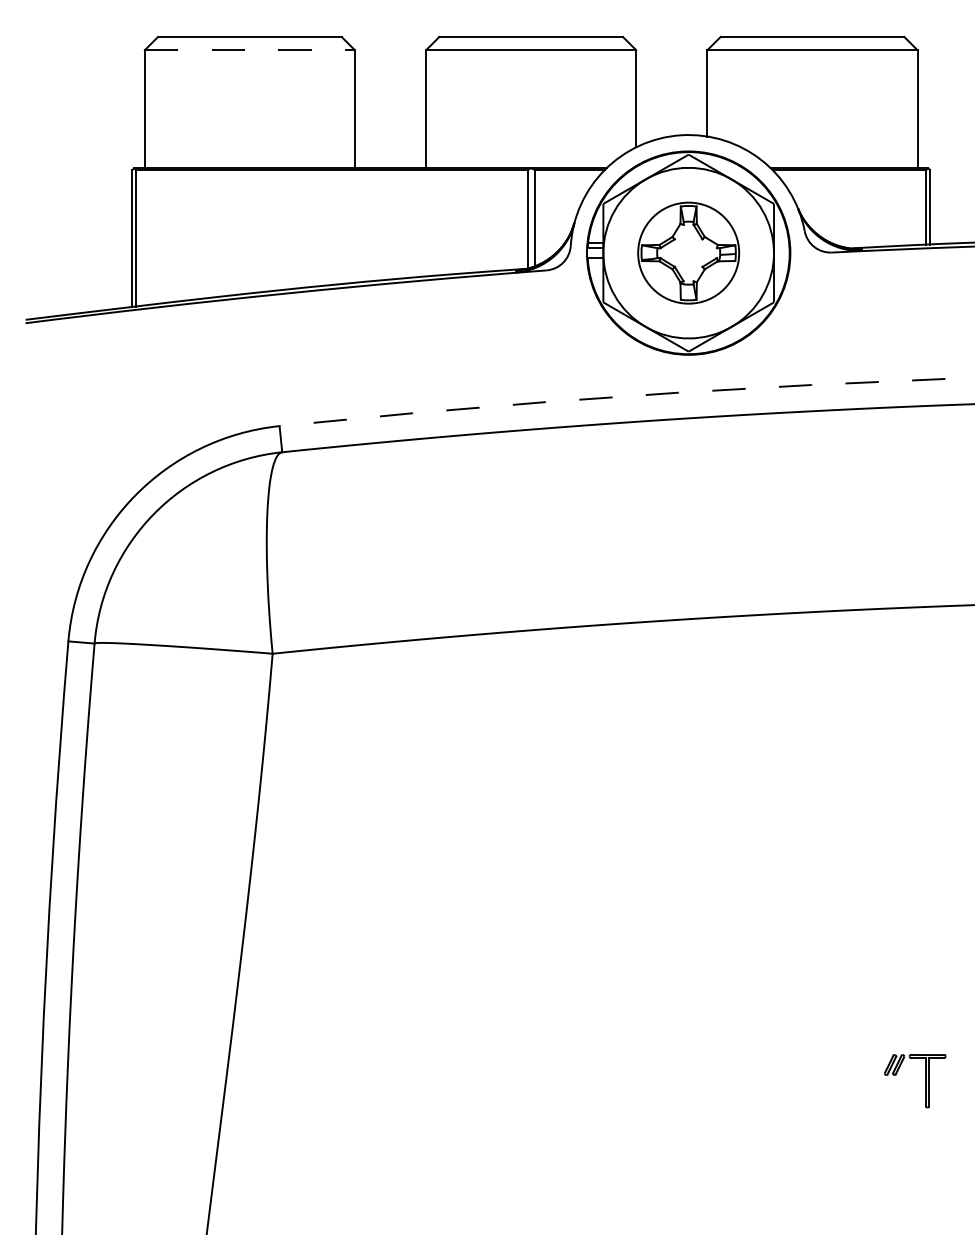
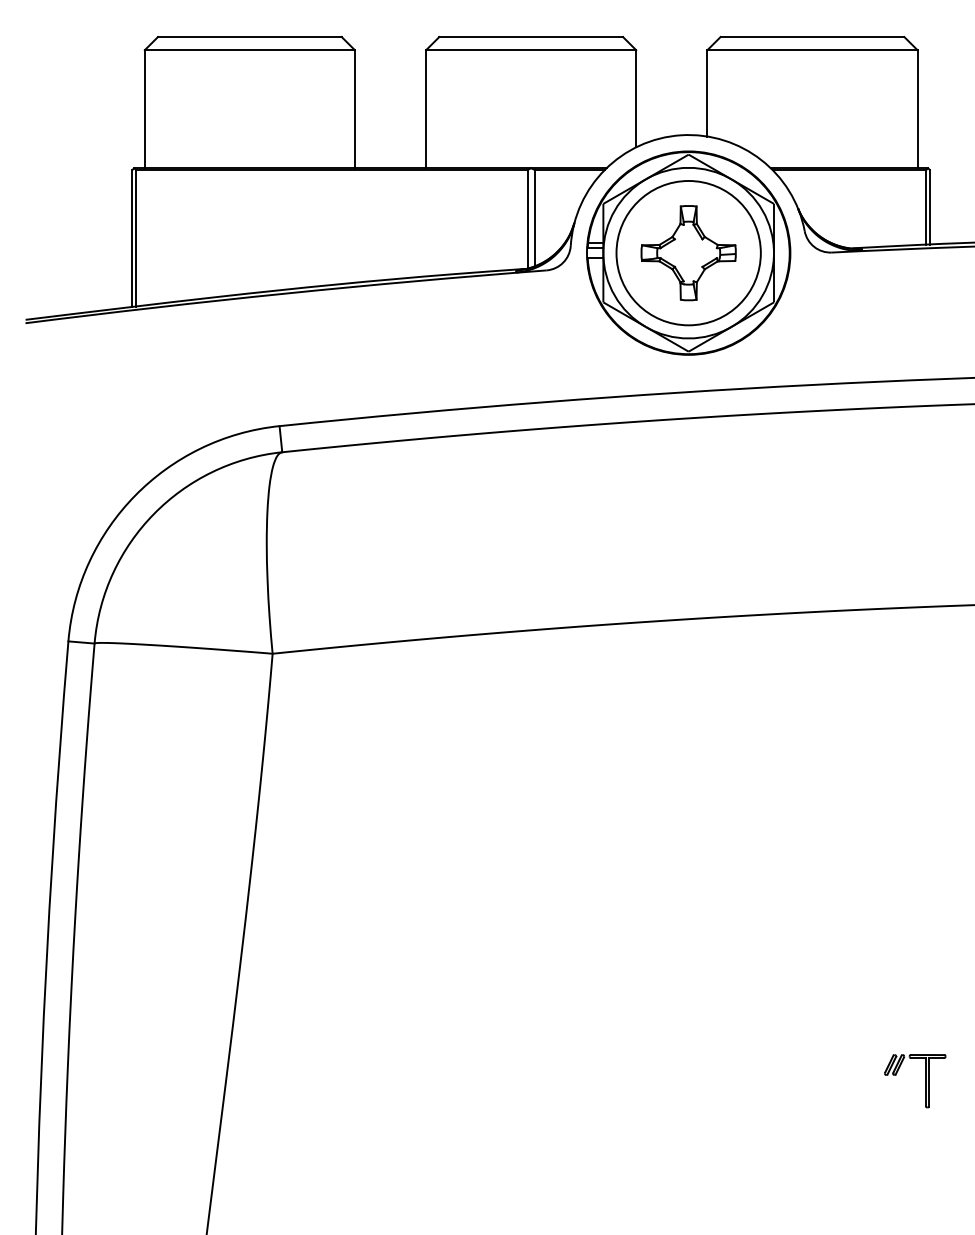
line: dashed -> solid (249, 50)
circle diameter: 101 px -> 144 px (688, 252)
arc: dashed -> solid (626, 396)
